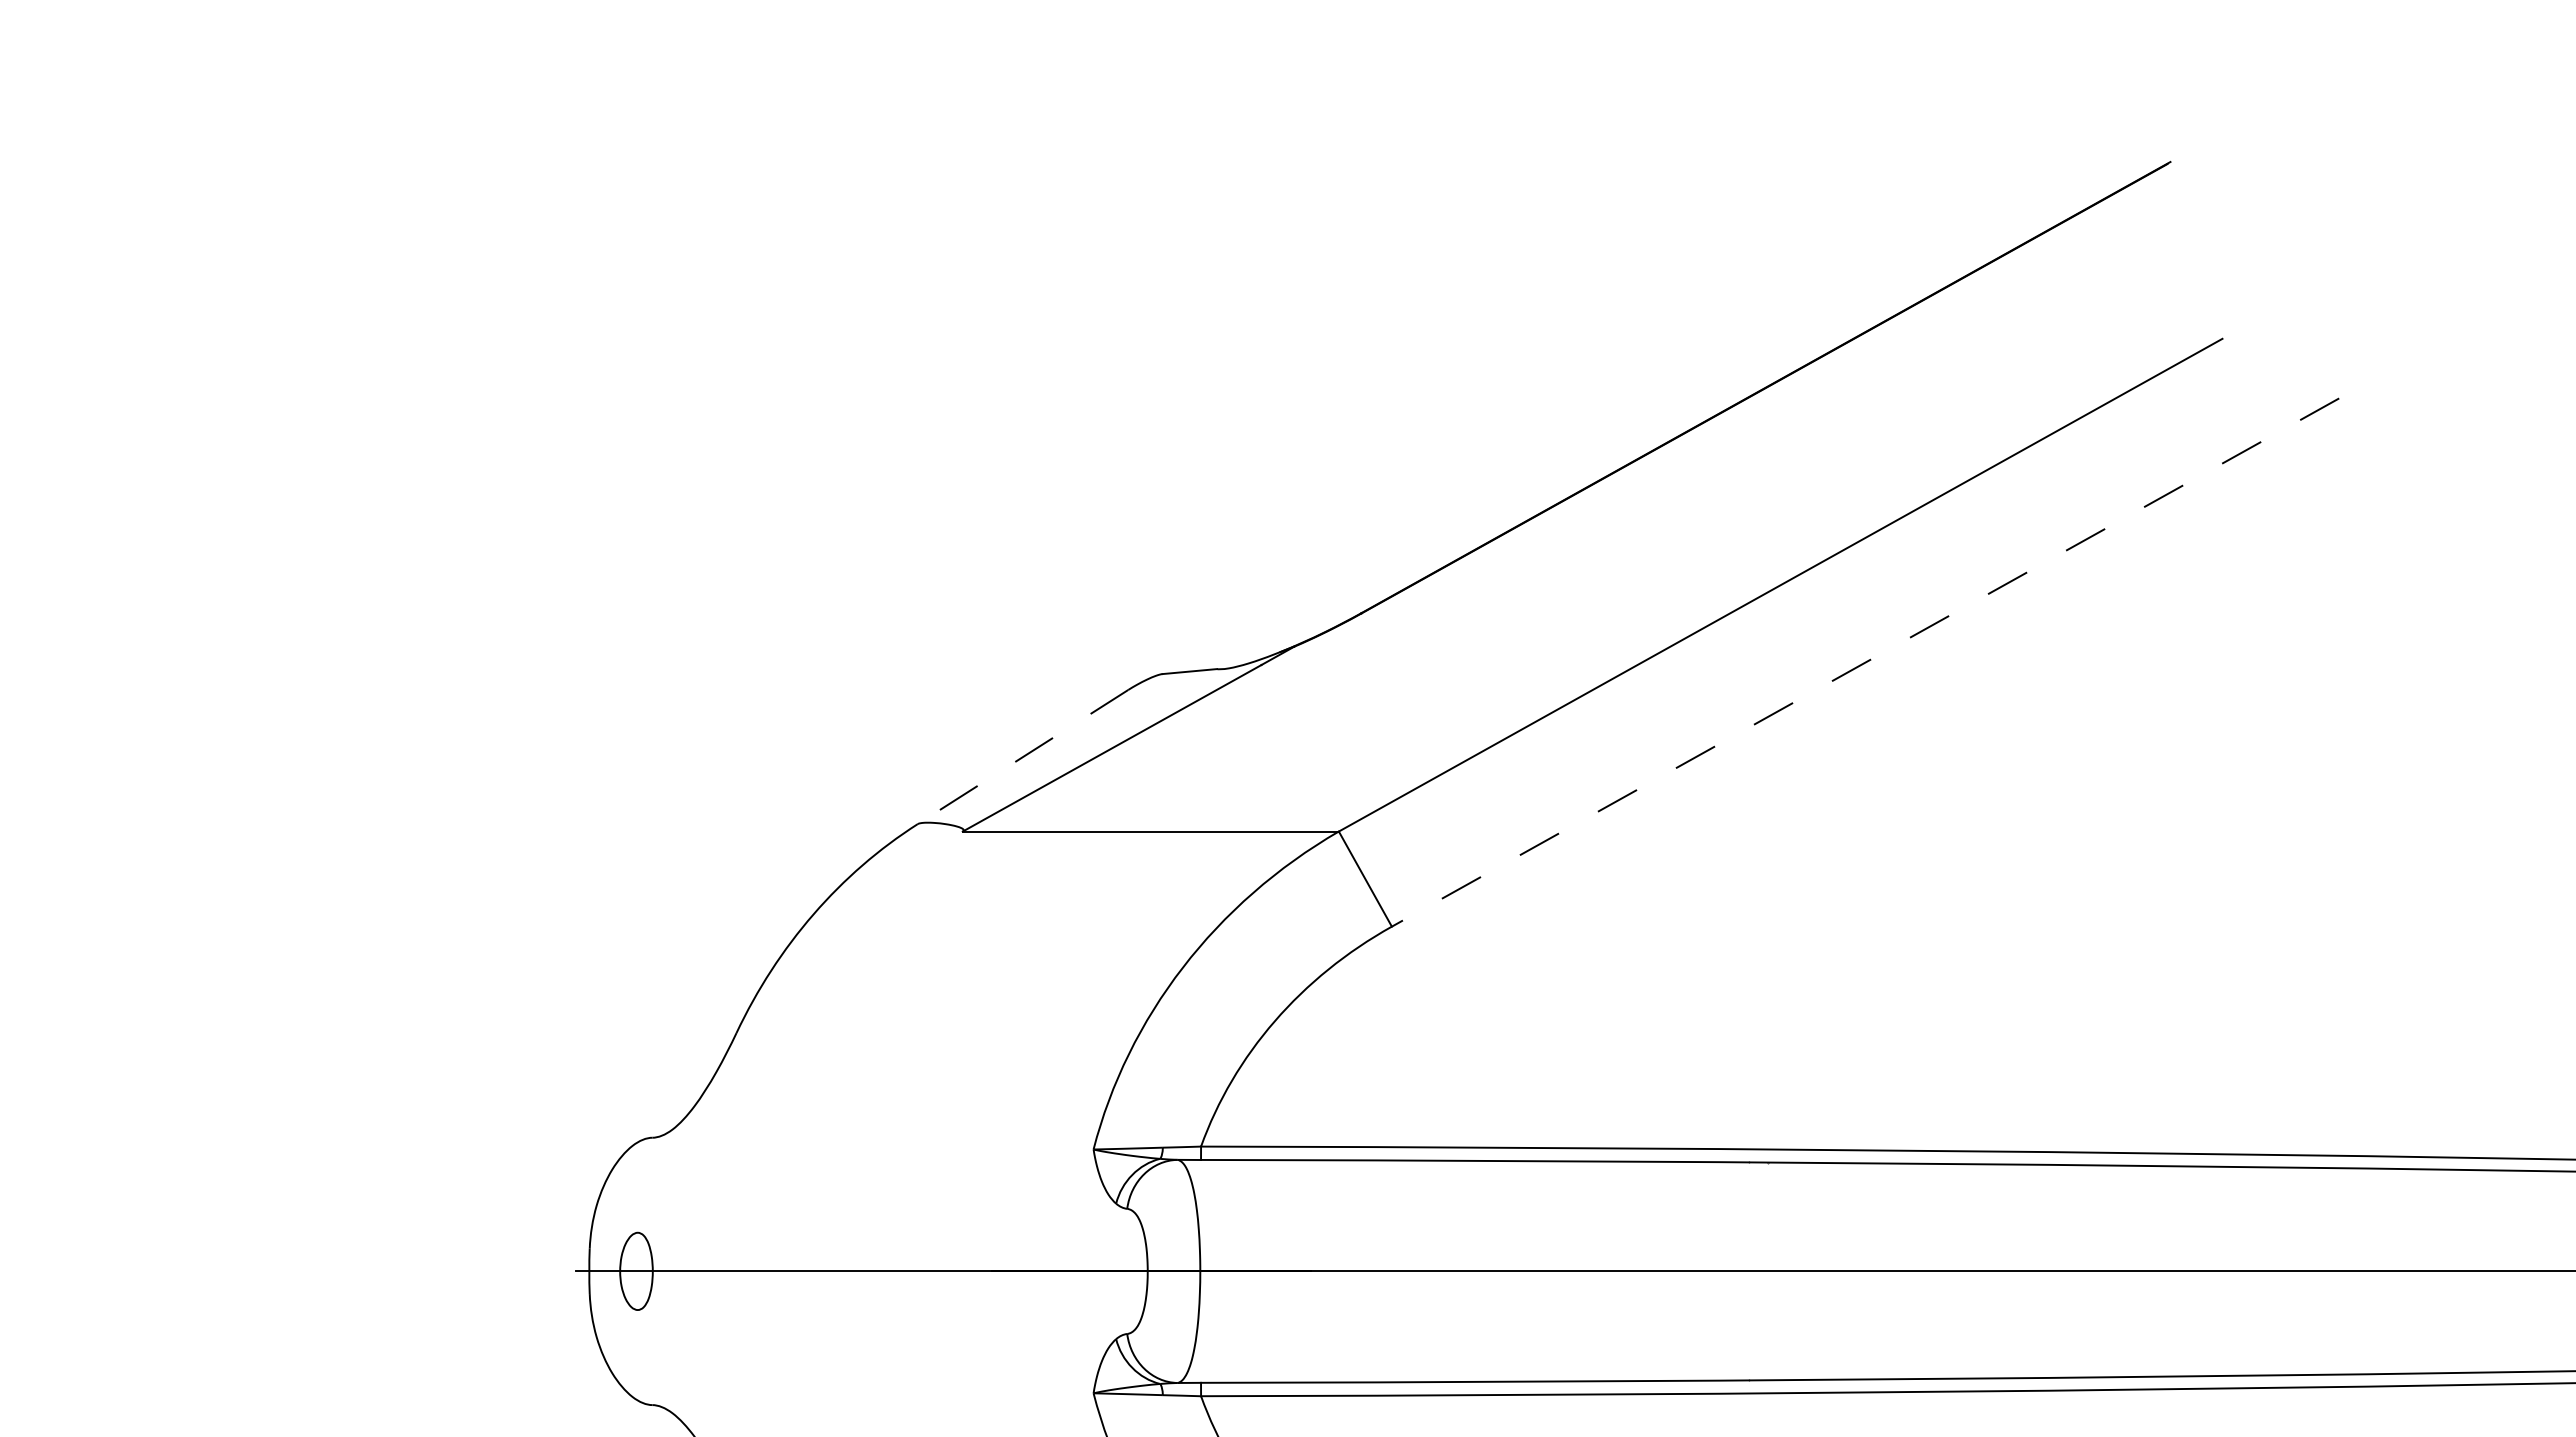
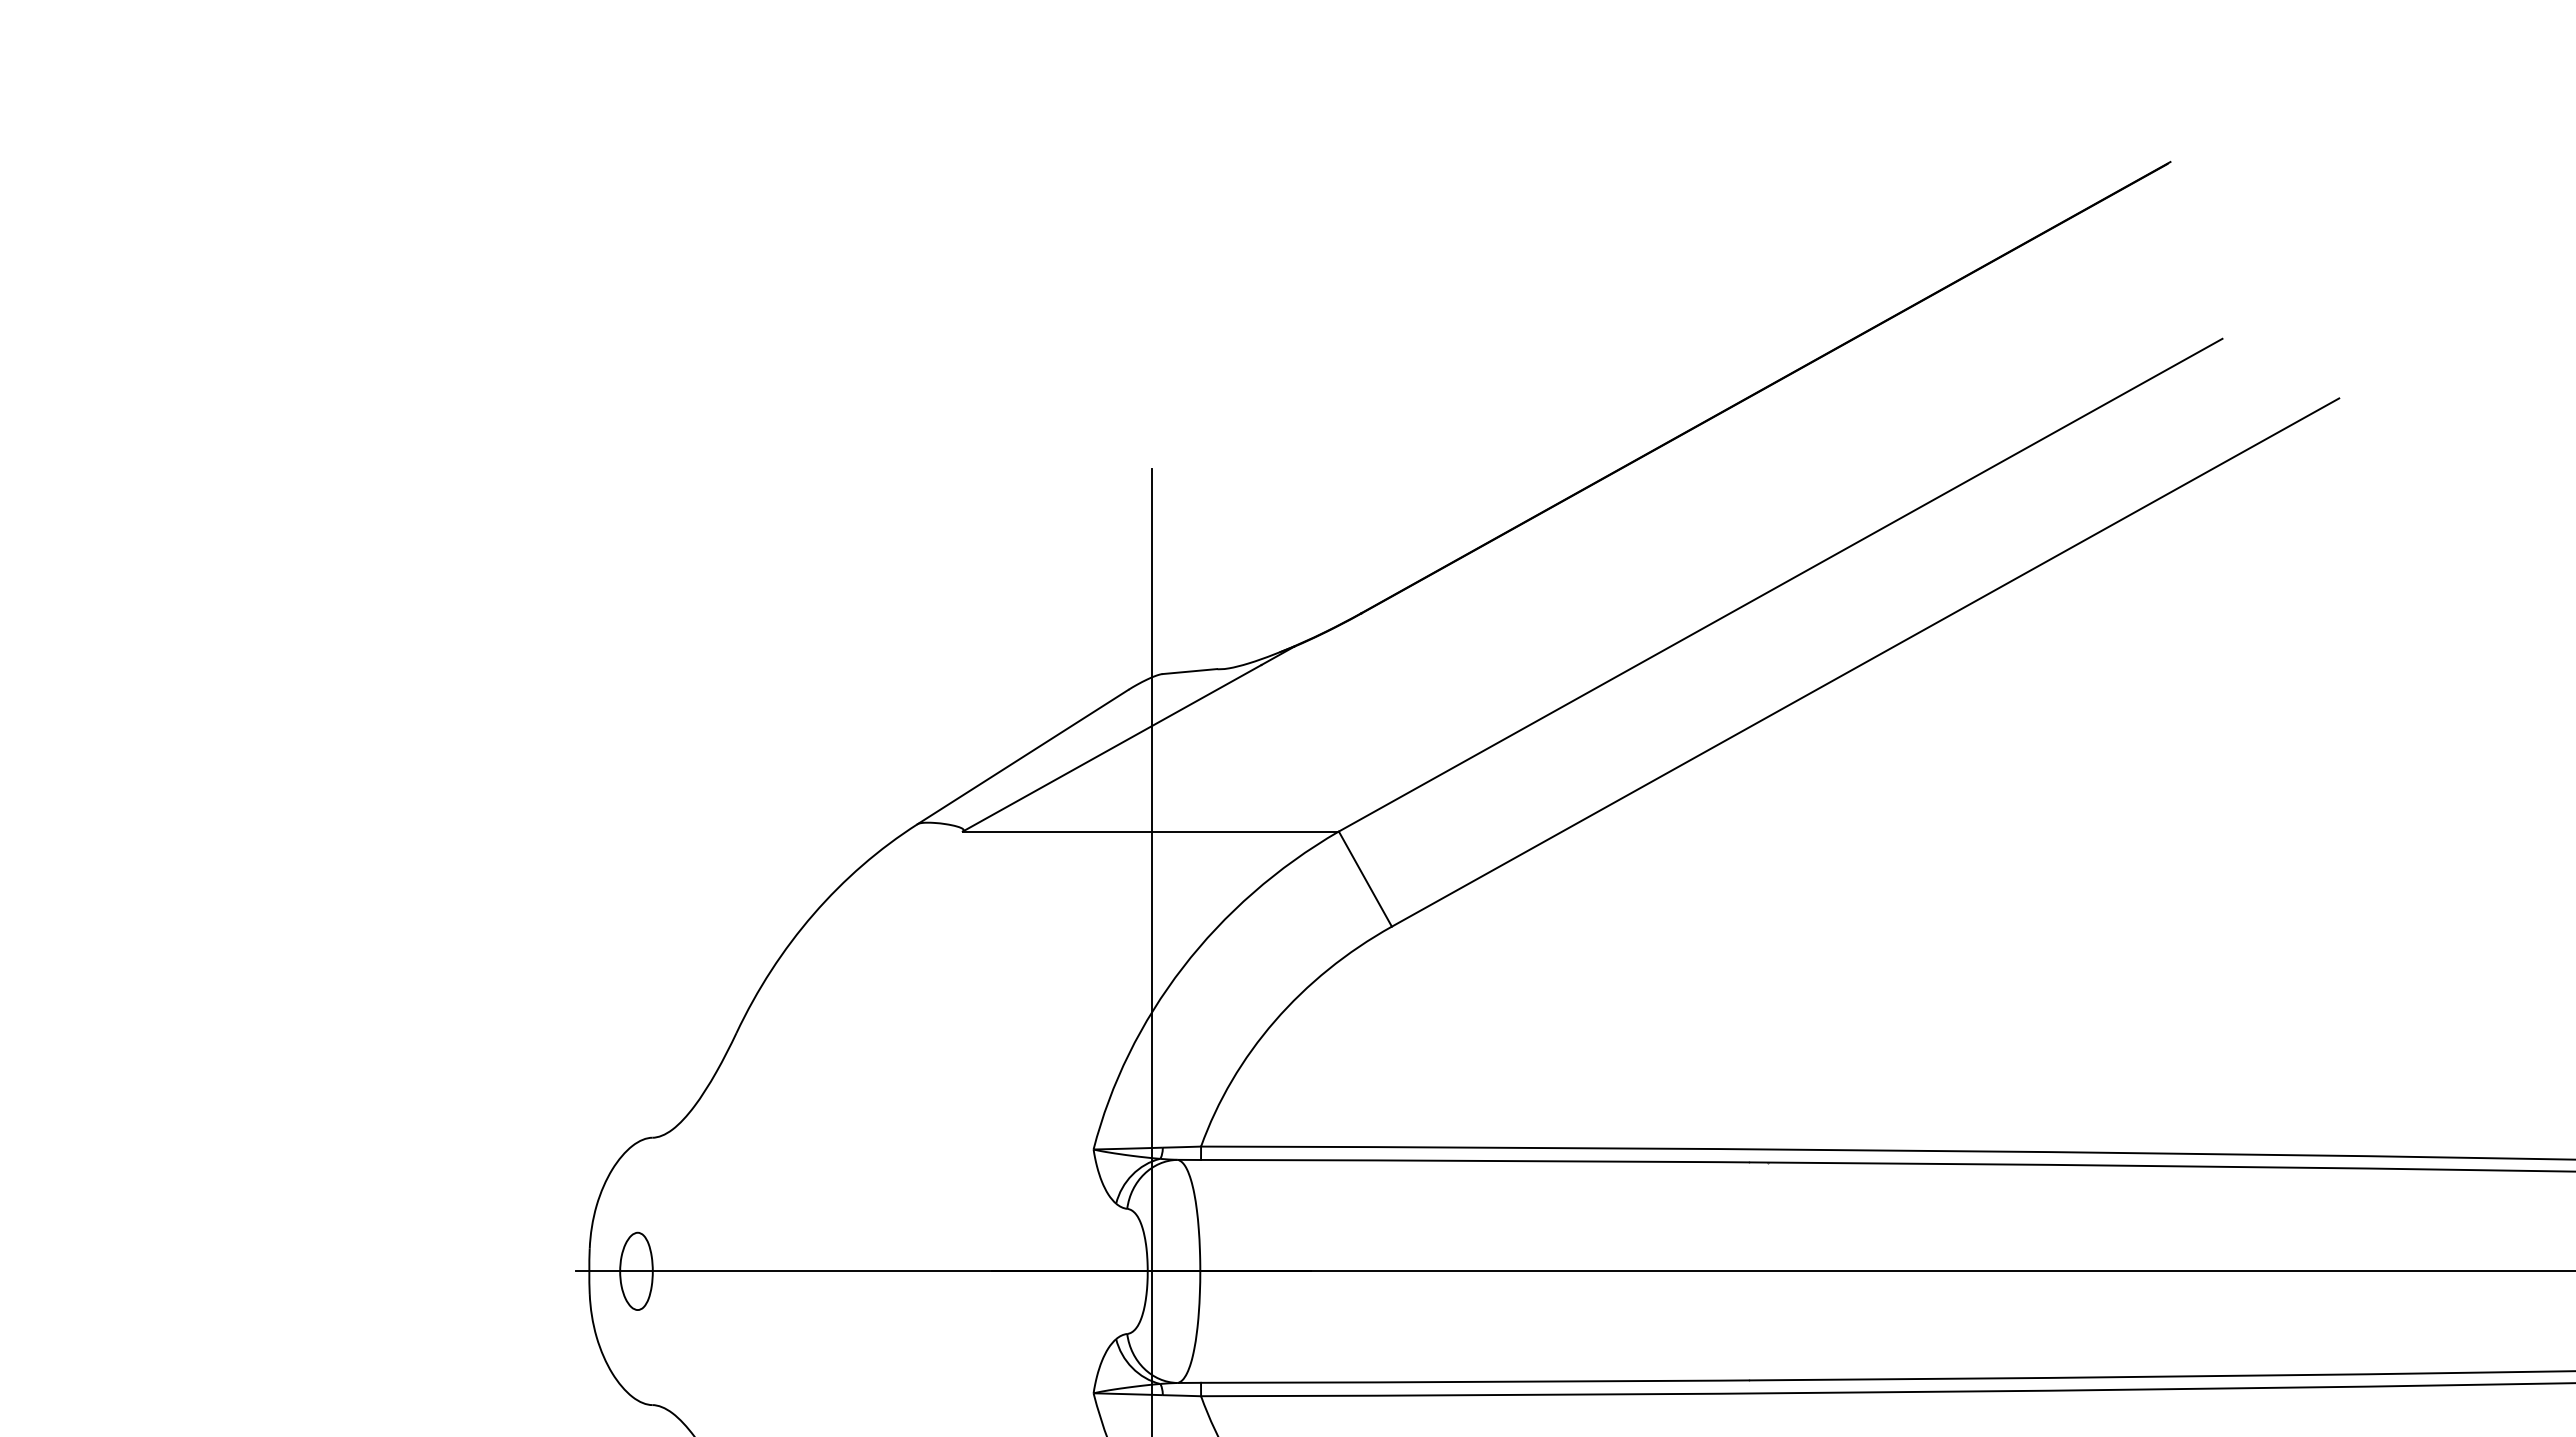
line: dashed -> solid (1865, 662)
line: dashed -> solid (1023, 757)
line: none -> present (1151, 950)
